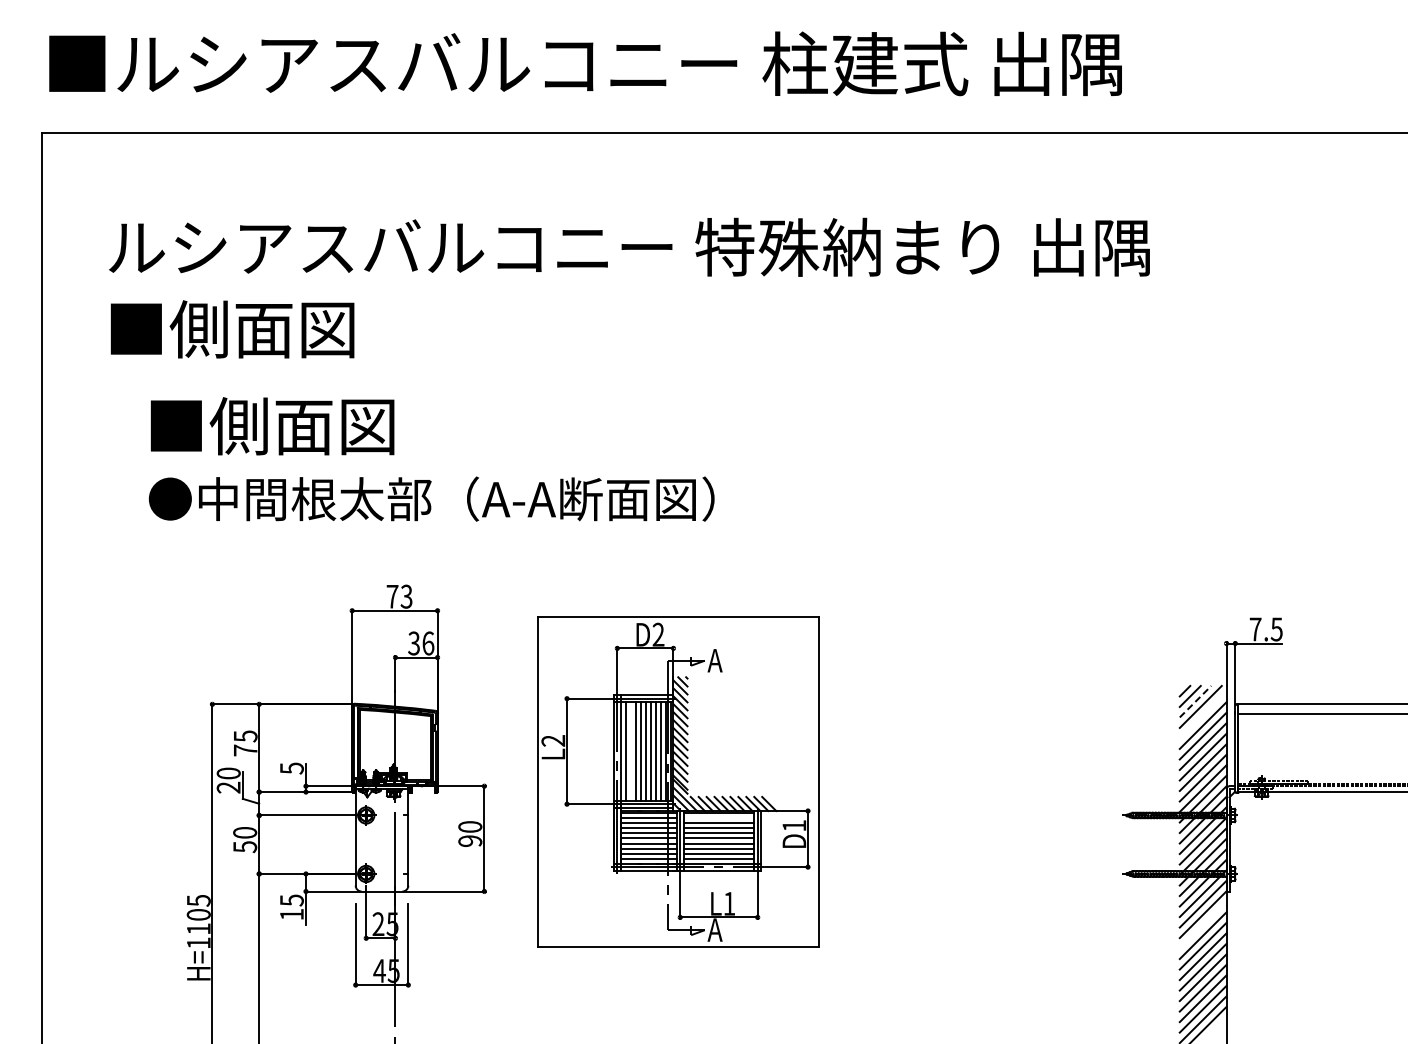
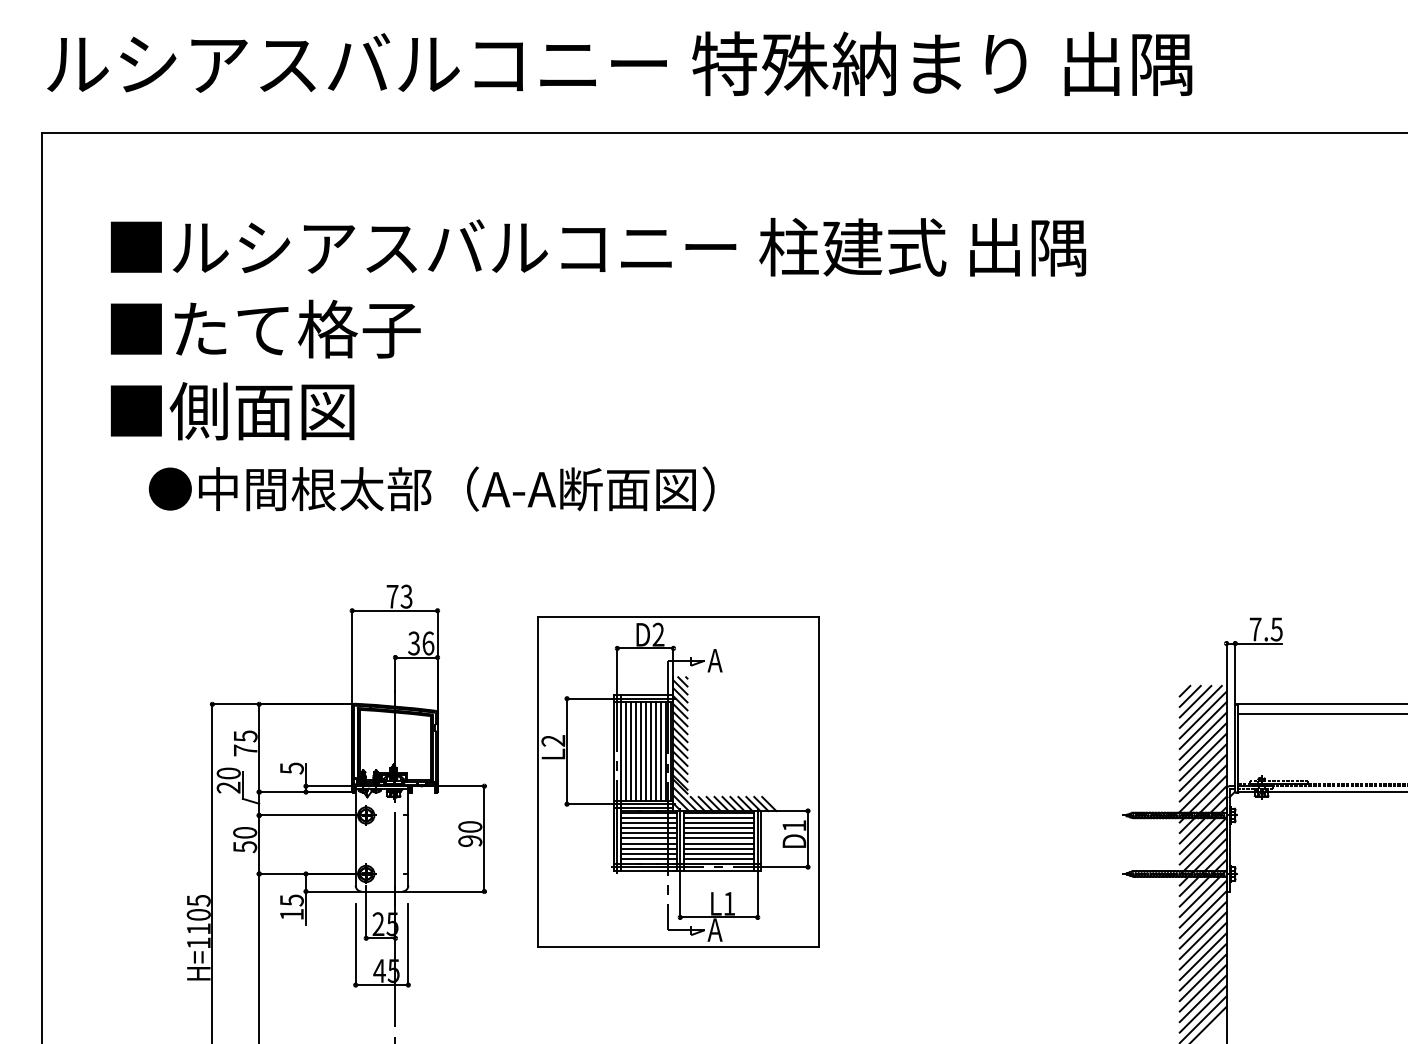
text: ■ルシアスバルコニー 柱建式 出隅 -> ルシアスバルコニー 特殊納まり 出隅 (619, 63)
text: ルシアスバルコニー 特殊納まり 出隅 -> ■ルシアスバルコニー 柱建式 出隅 (629, 246)
text: ■側面図 -> ■たて格子 (294, 328)
text position: (272, 426) -> (232, 411) (232, 411)
text position: (431, 498) -> (431, 488) (431, 488)
line: dashed -> solid (1195, 701)
line: none -> present (1202, 714)
line: none -> present (630, 751)
line: none -> present (718, 818)
line: none -> present (1202, 924)
